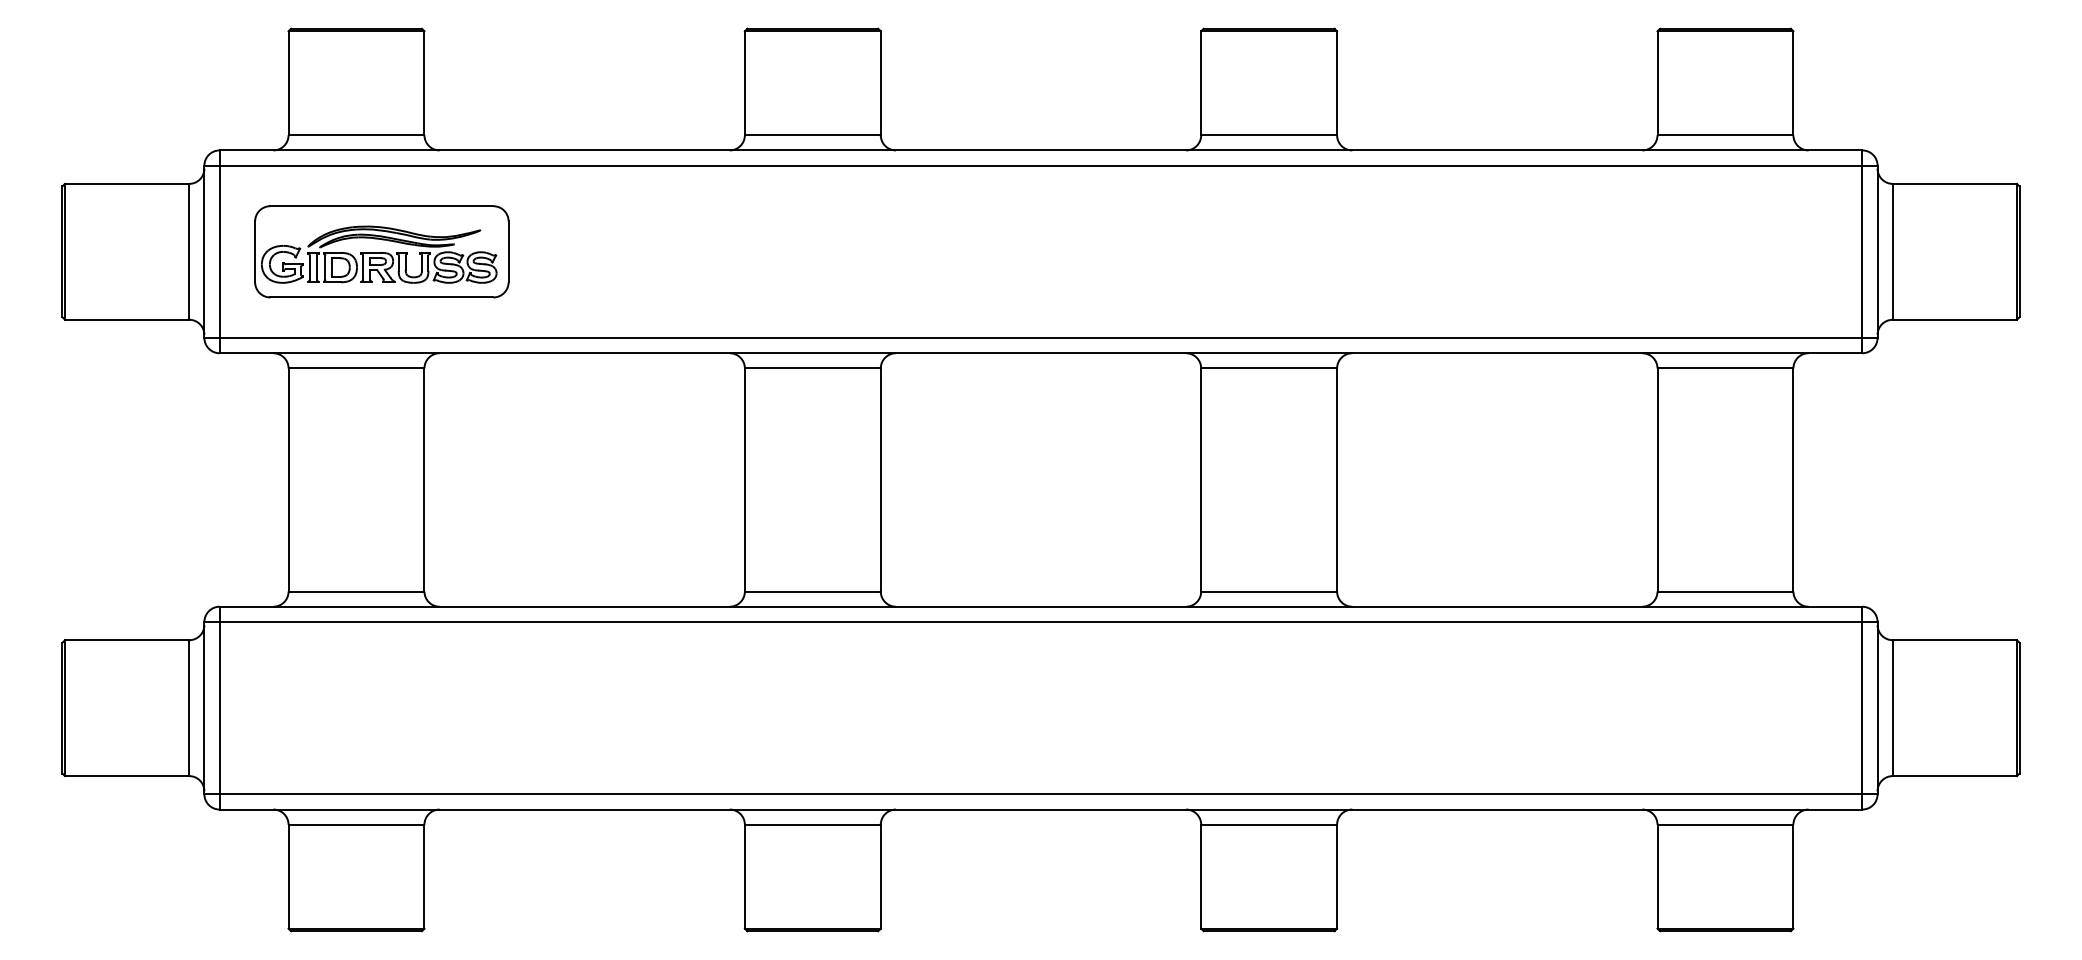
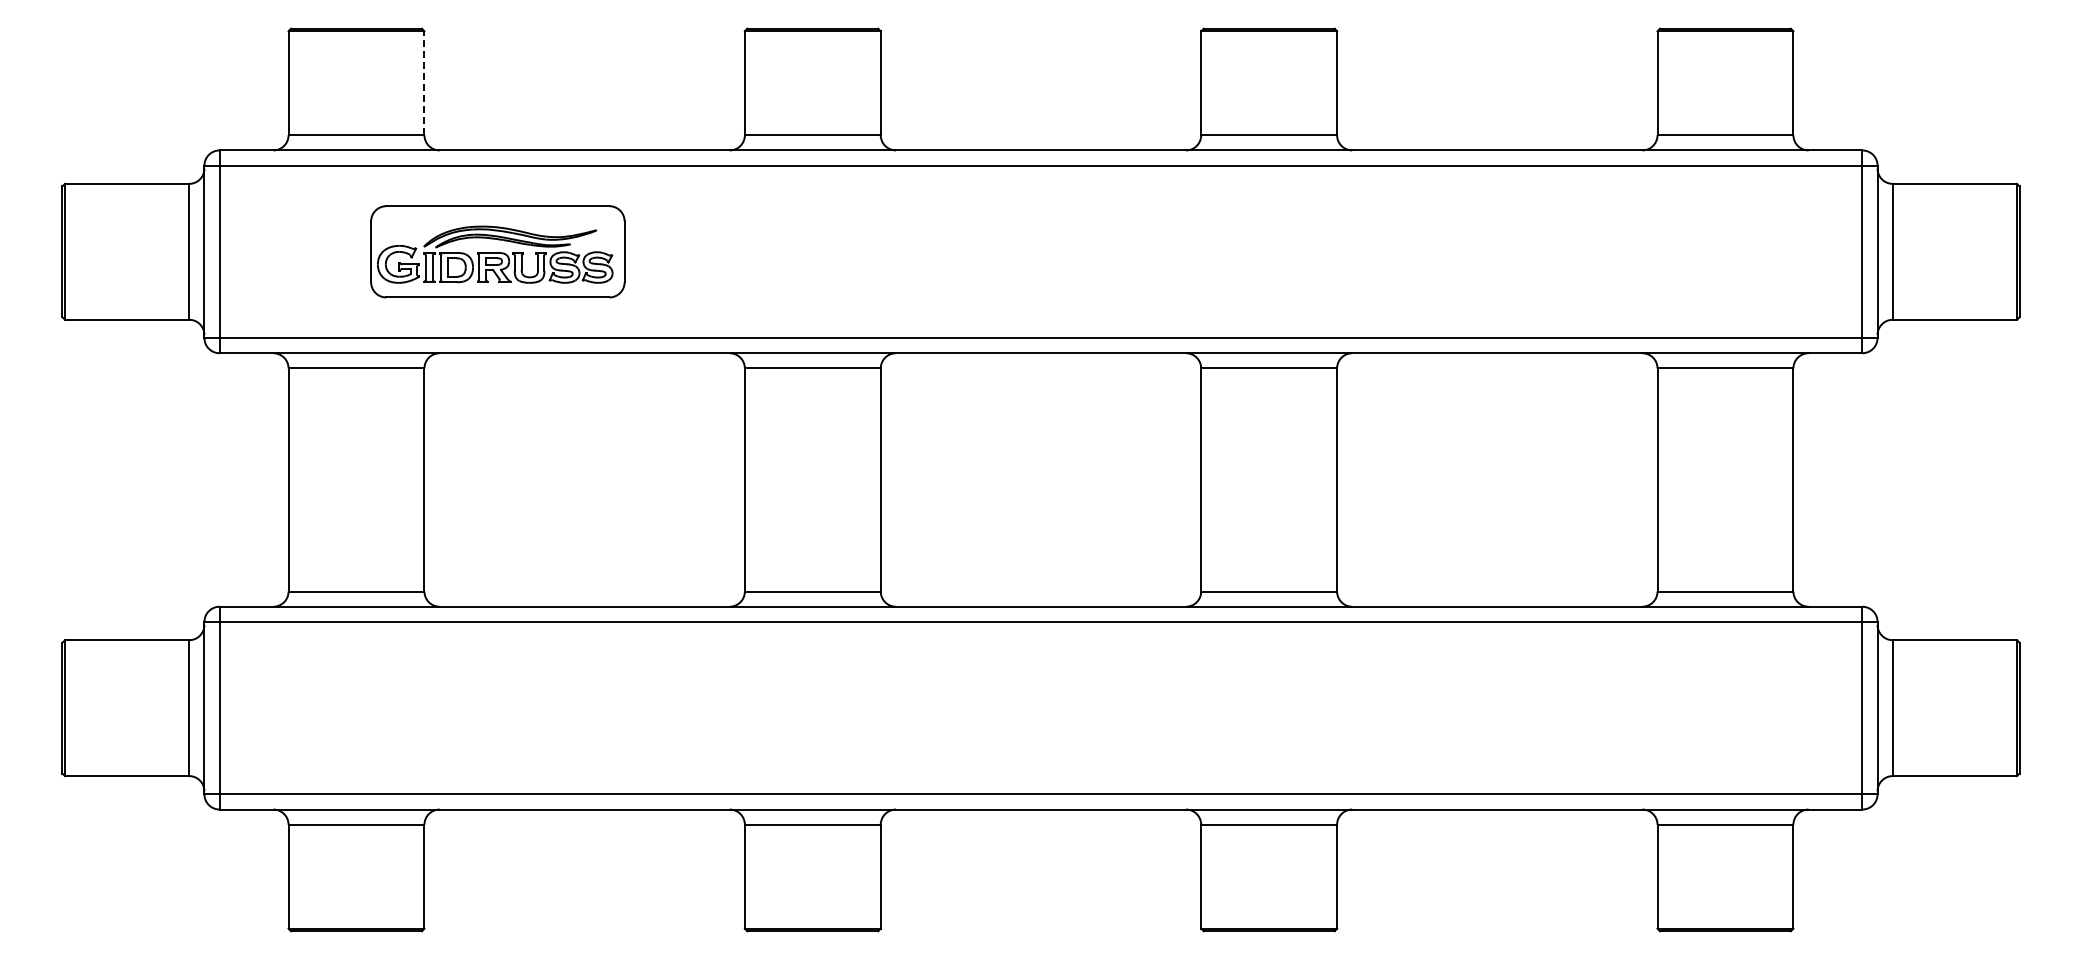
line: solid -> dashed (424, 83)
part position: (381, 251) -> (497, 251) (497, 251)
